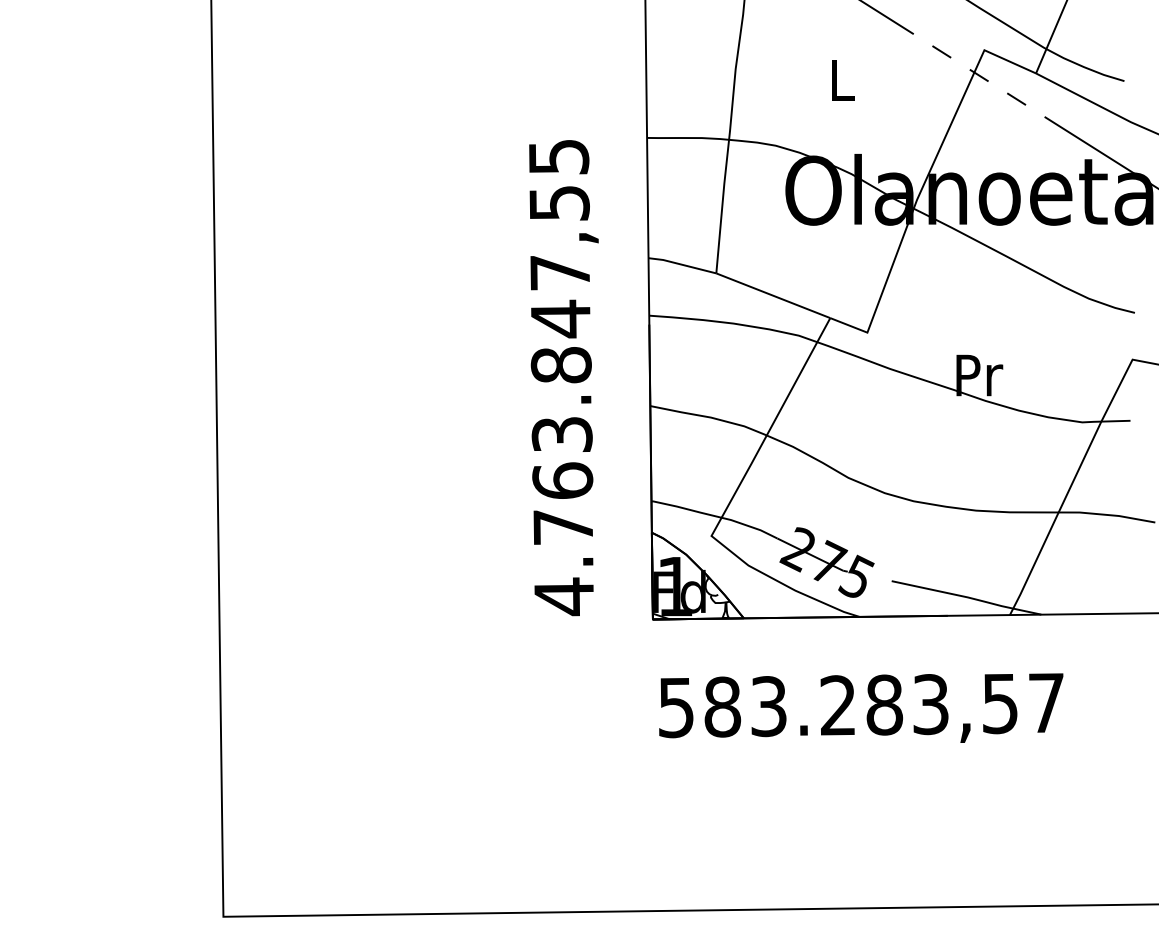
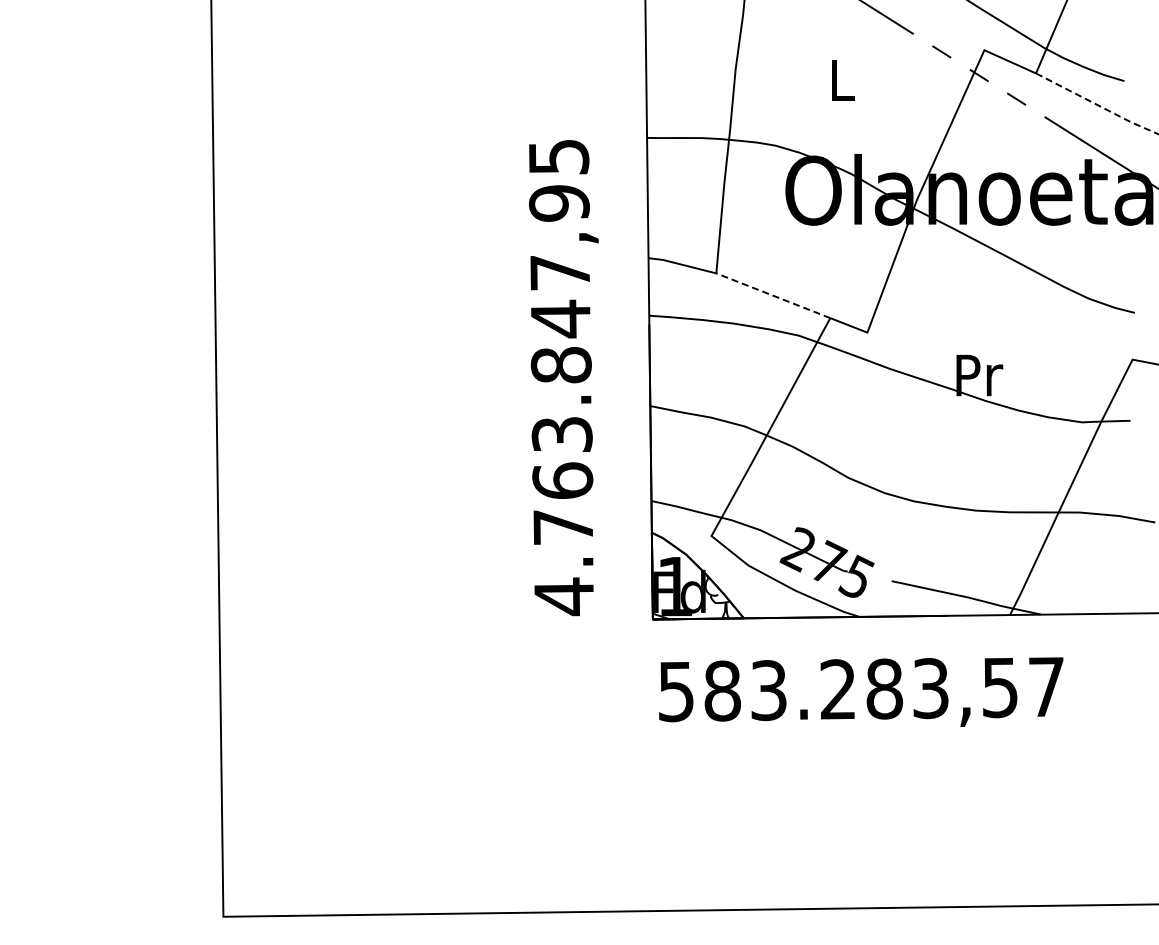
line: solid -> dashed (1097, 104)
text: 4.763.847,55 -> 4.763.847,95 (558, 203)
line: solid -> dashed (772, 295)
text position: (861, 707) -> (861, 691) (861, 691)
